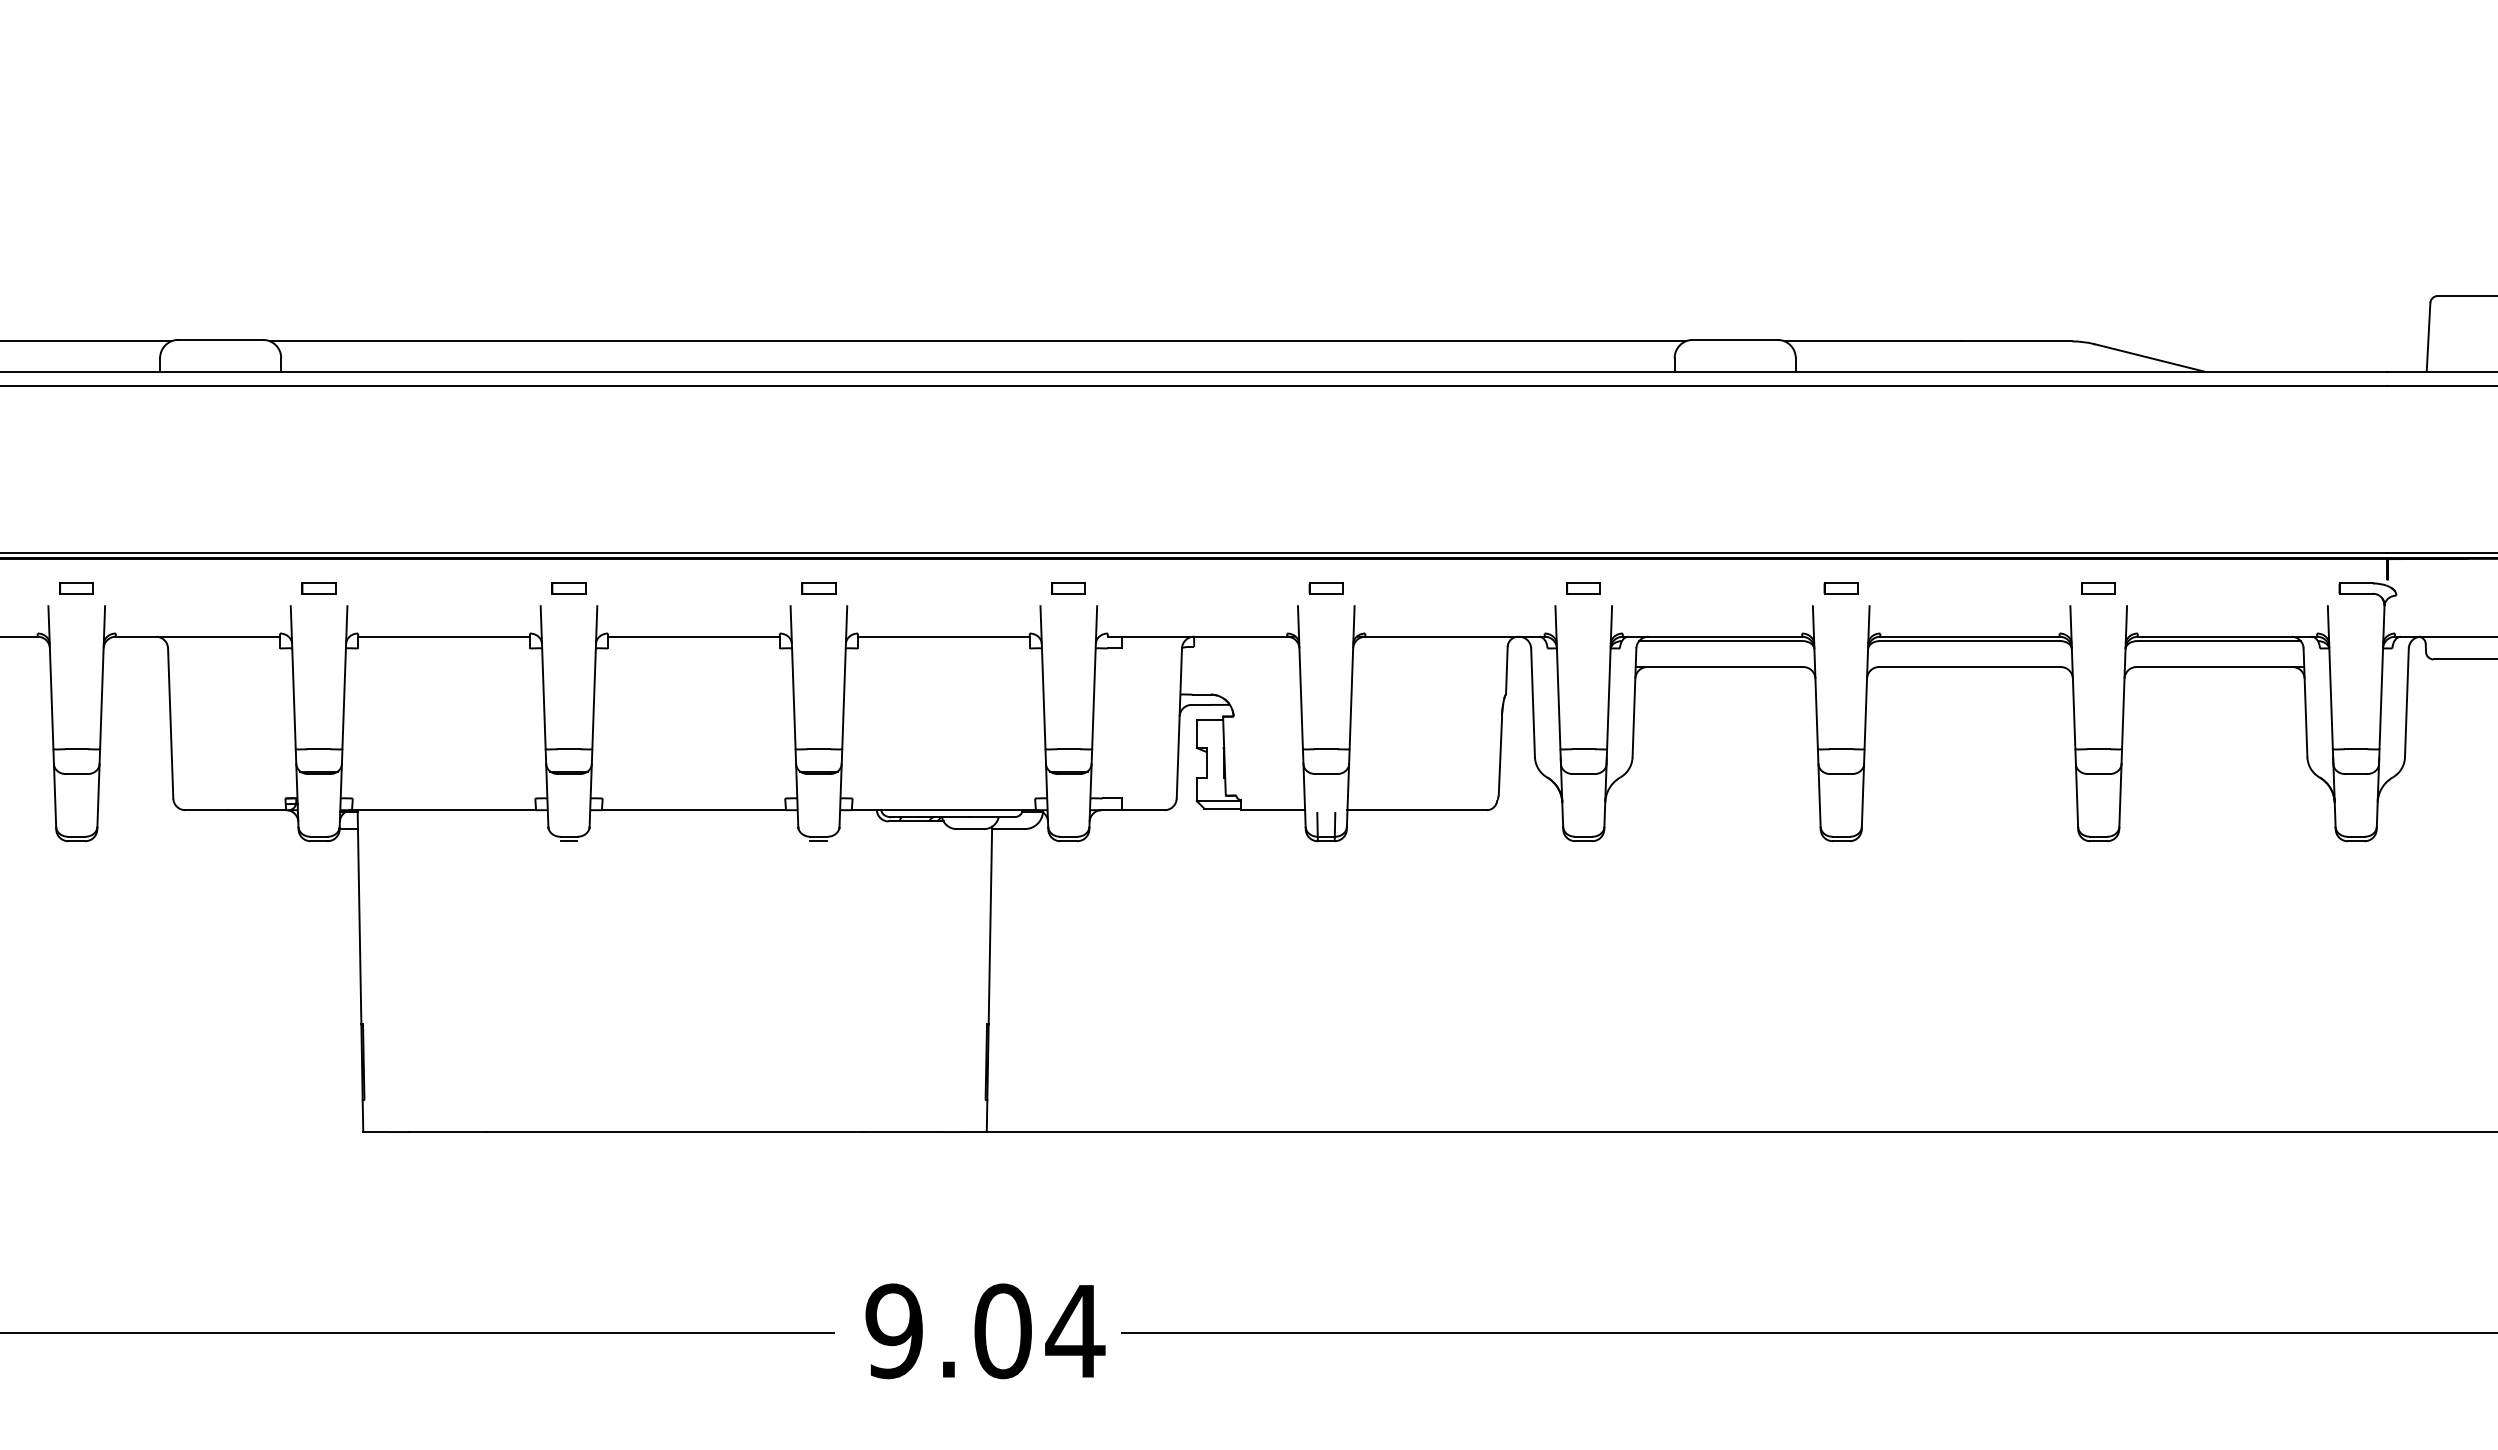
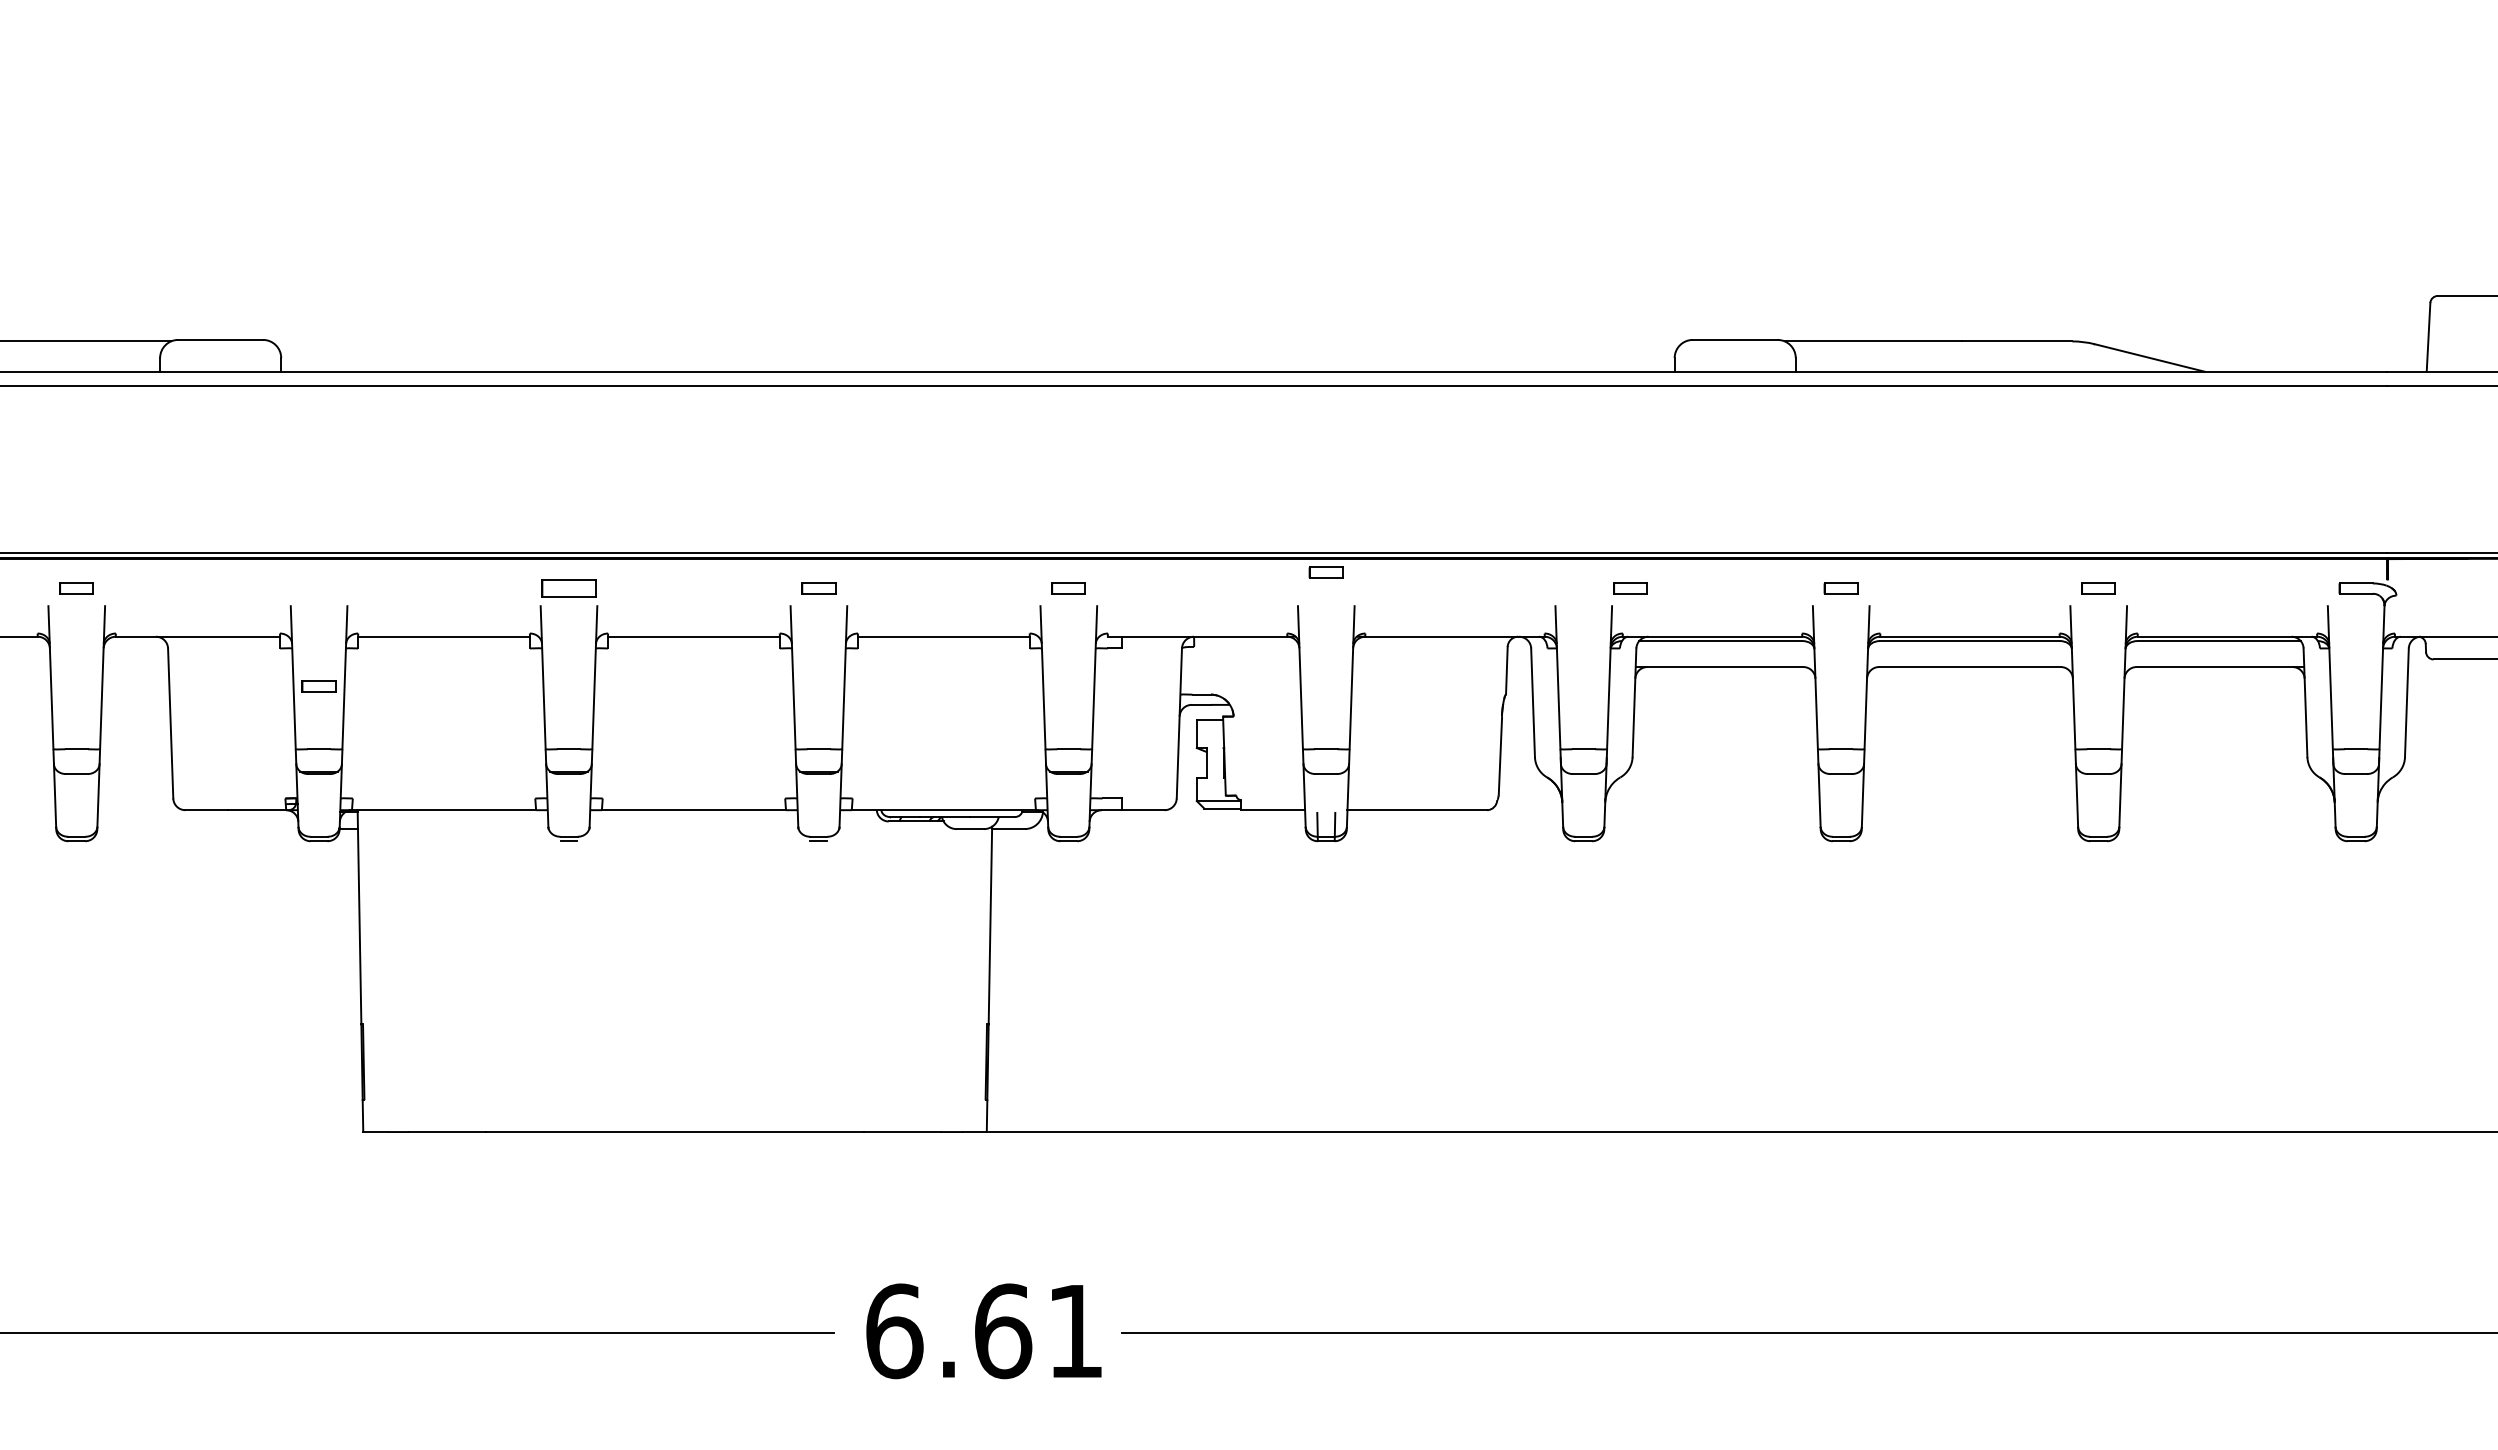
line: present -> none (977, 341)
part position: (318, 588) -> (318, 686) (318, 686)
part size: 36x13 px -> 56x19 px (568, 588)
part position: (1325, 588) -> (1325, 572) (1325, 572)
part position: (1583, 588) -> (1630, 588) (1630, 588)
text: 9.04 -> 6.61 (985, 1331)
